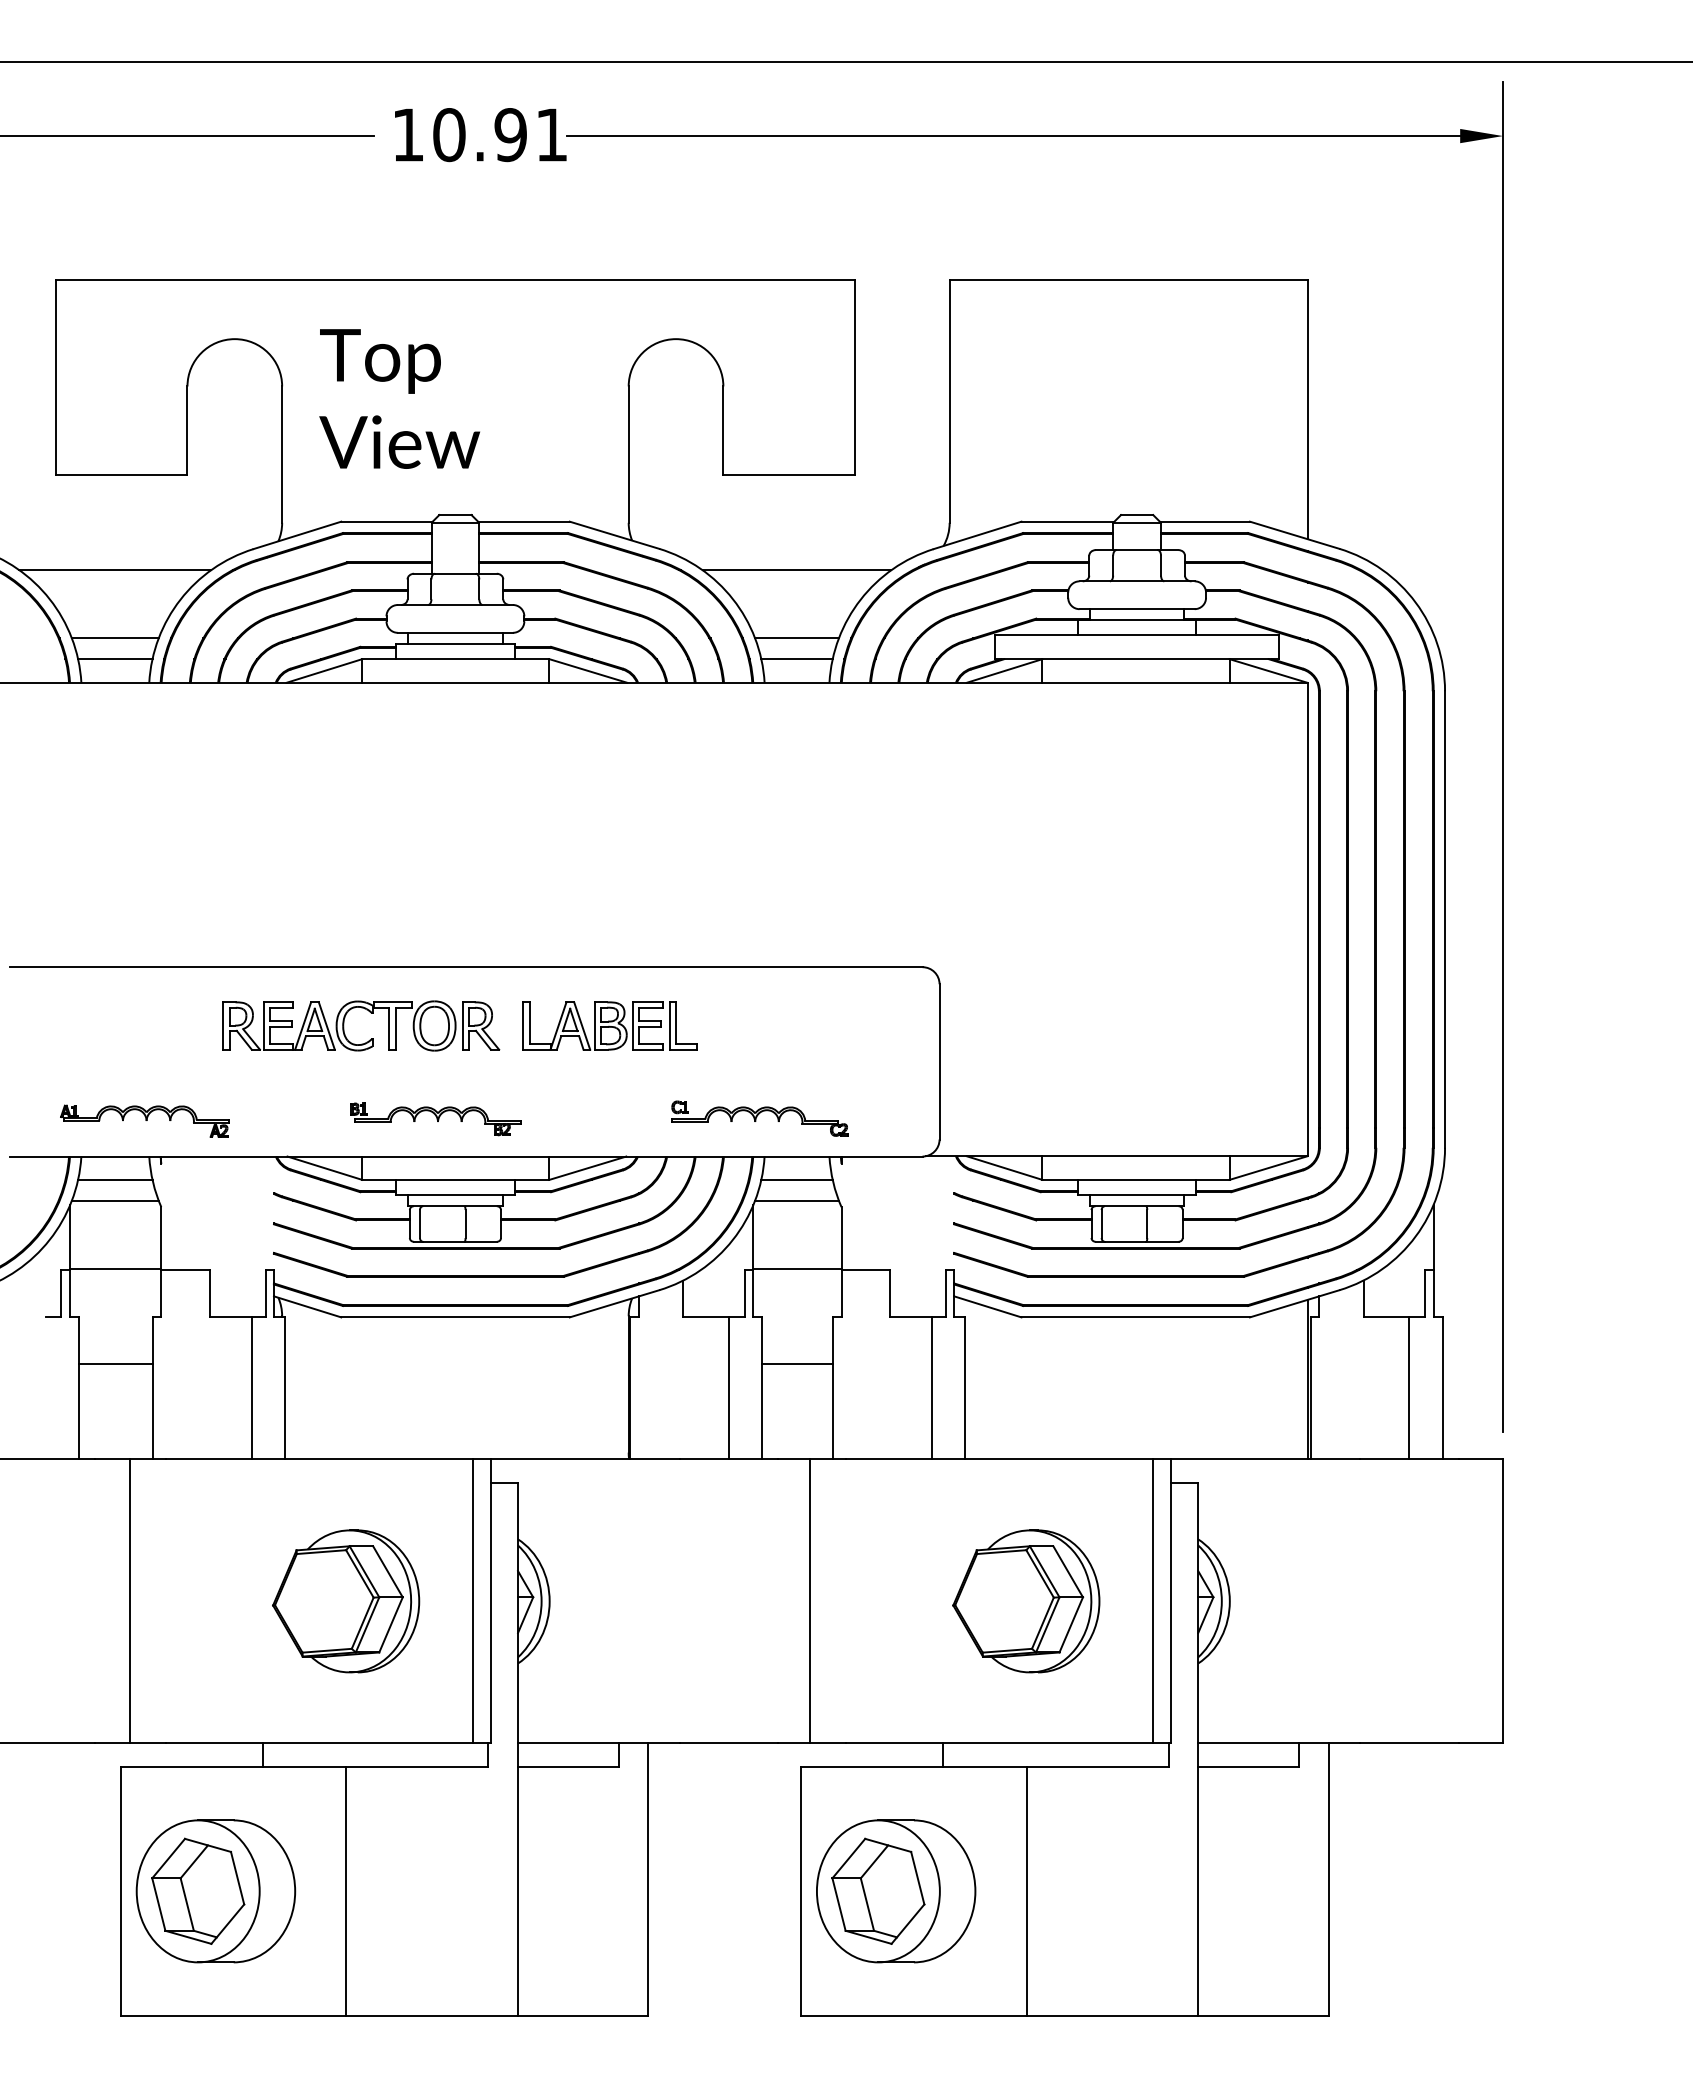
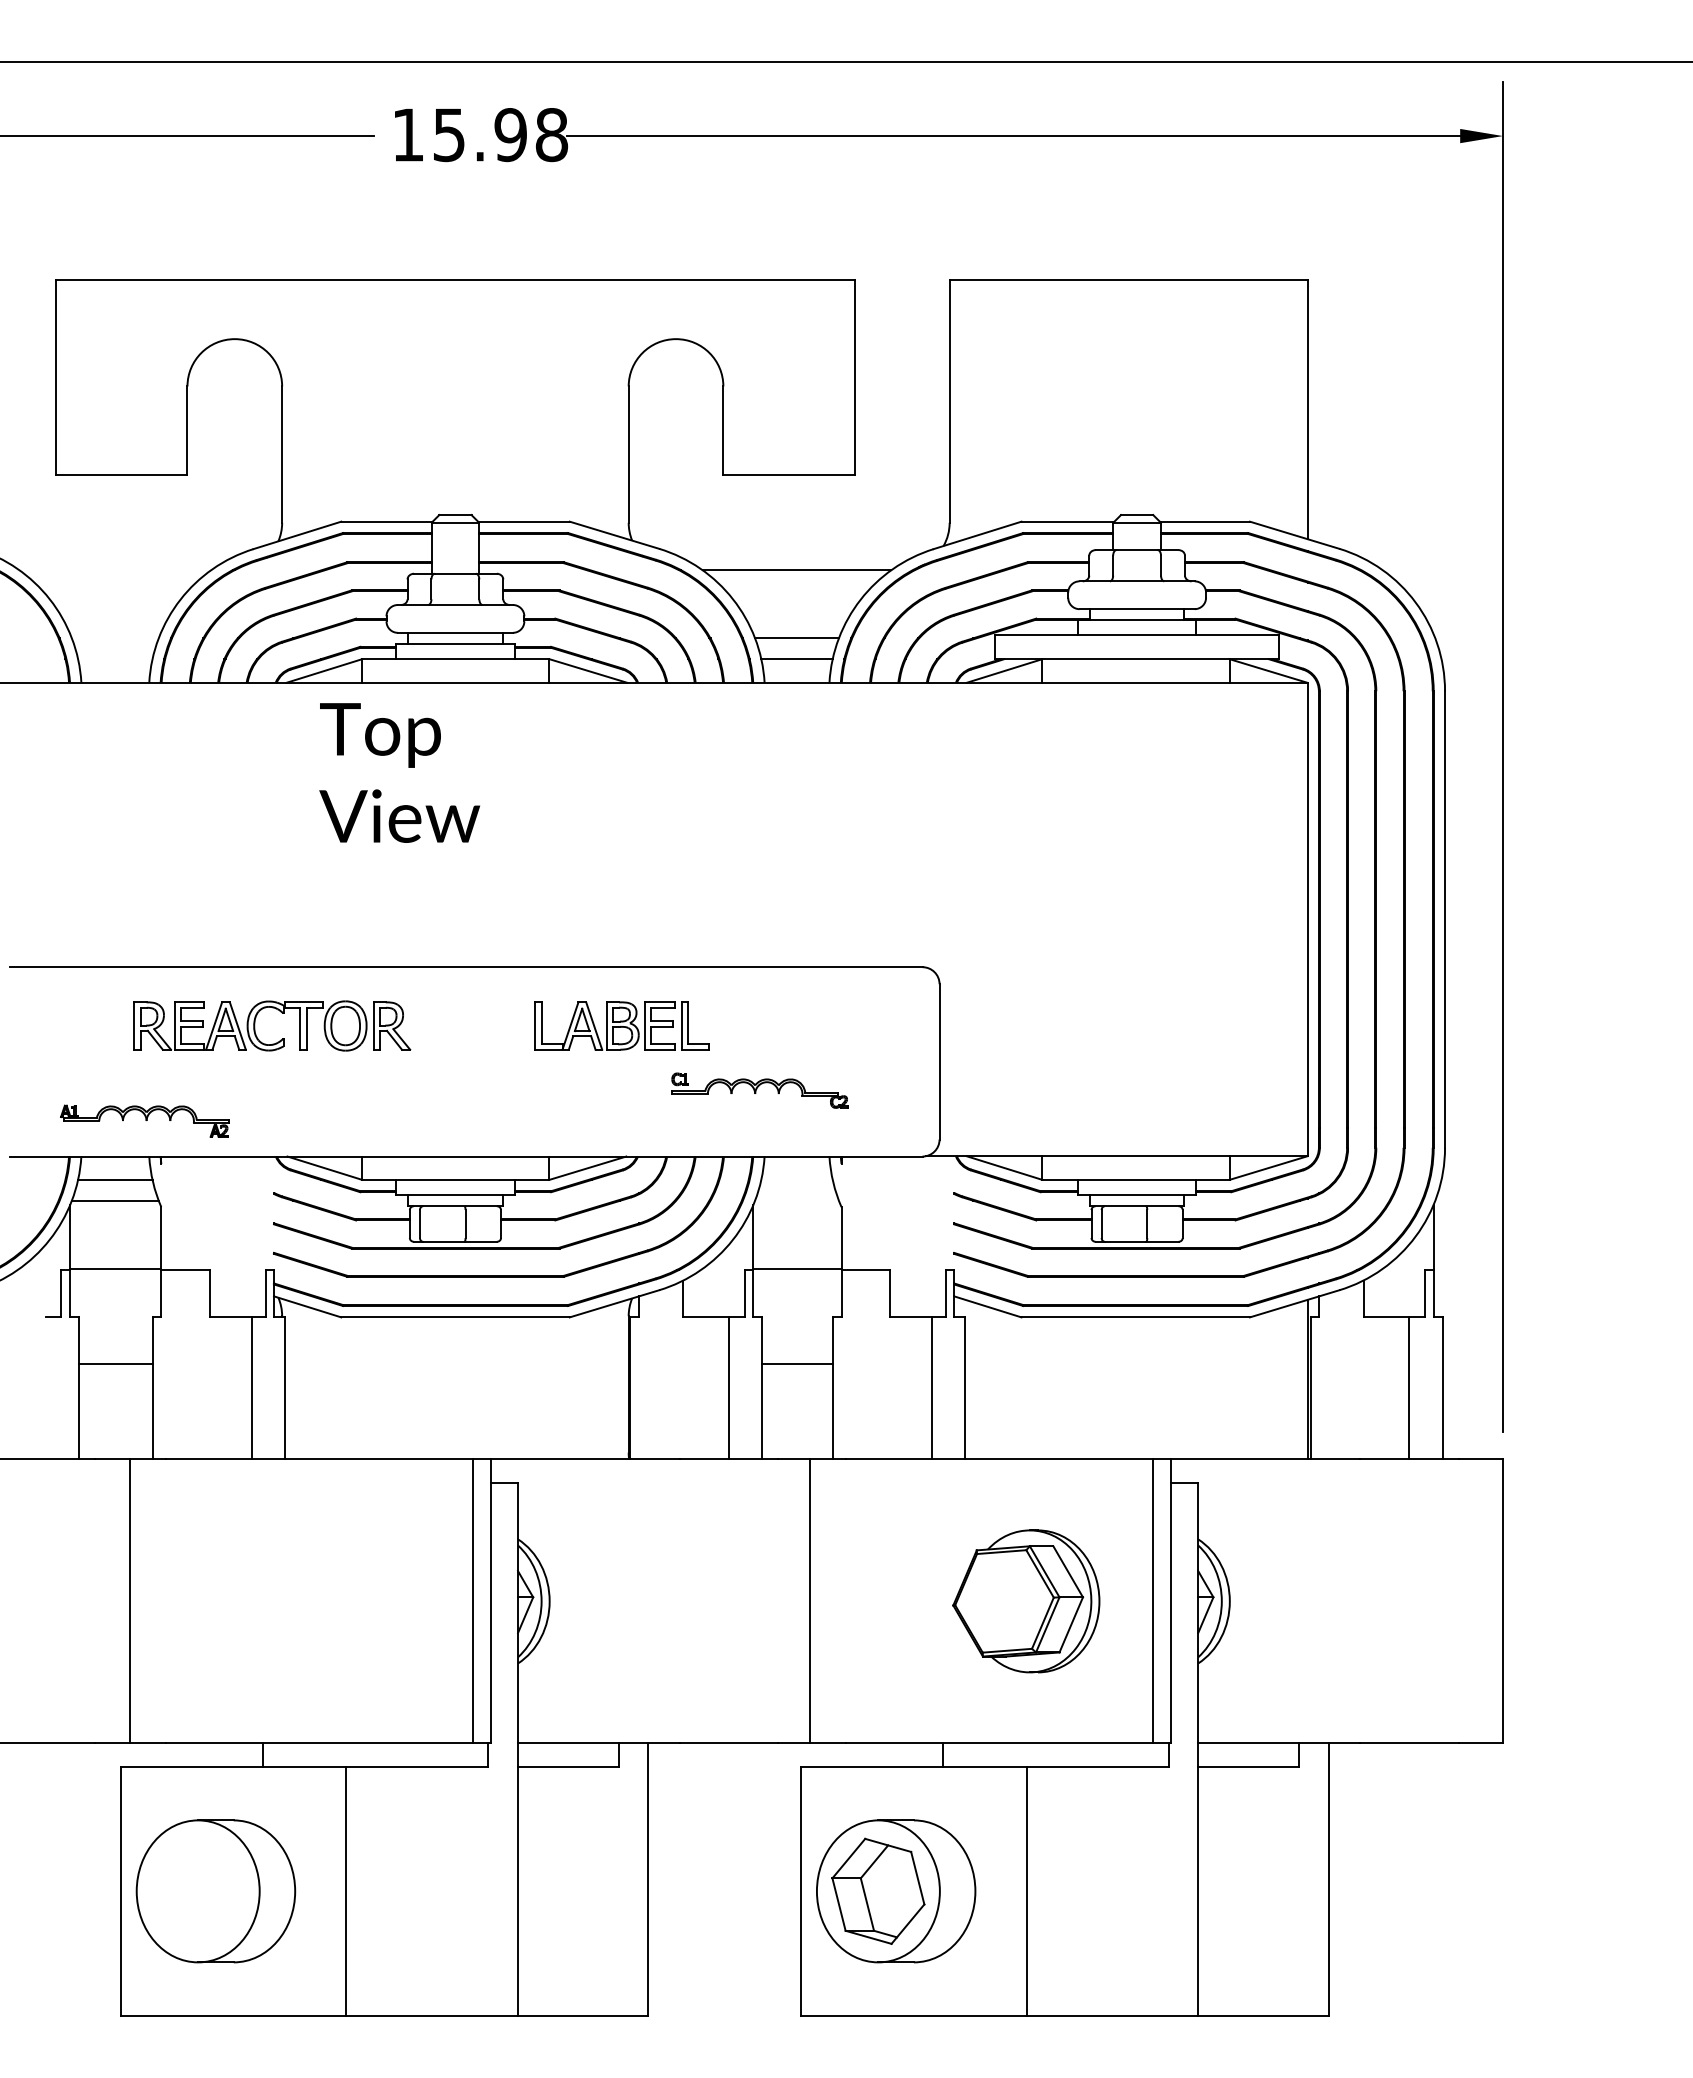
text: 10.91 -> 15.98 (500, 135)
text position: (399, 398) -> (399, 772) (399, 772)
line: present -> none (115, 570)
line: present -> none (114, 638)
line: present -> none (115, 659)
part position: (369, 1012) -> (280, 1012) (280, 1012)
part position: (609, 1025) -> (621, 1025) (621, 1025)
part position: (759, 1118) -> (759, 1090) (759, 1090)
part: present -> none (435, 1119)
line: present -> none (796, 1179)
line: present -> none (796, 1200)
part: present -> none (346, 1601)
part: present -> none (198, 1890)
